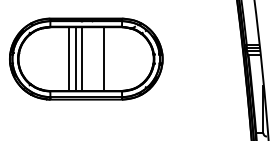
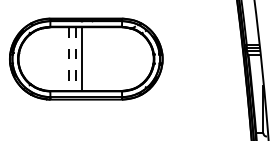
line: present -> none (103, 58)
line: solid -> dashed (69, 59)
line: solid -> dashed (76, 59)
